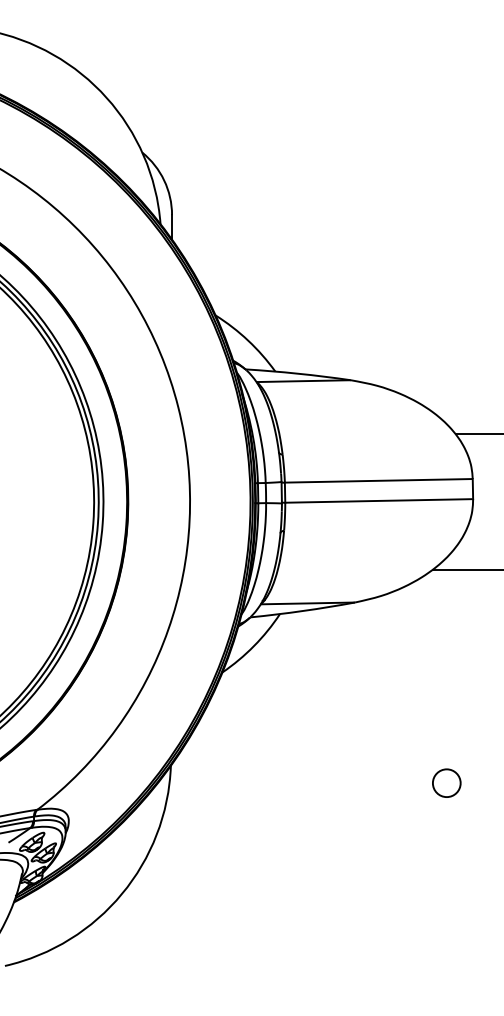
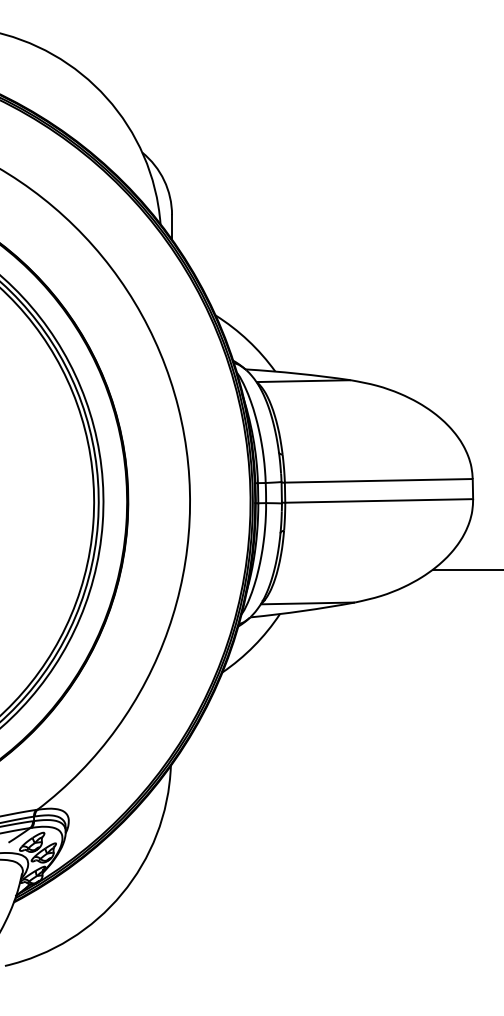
line: present -> none (477, 434)
circle: present -> none (446, 782)
